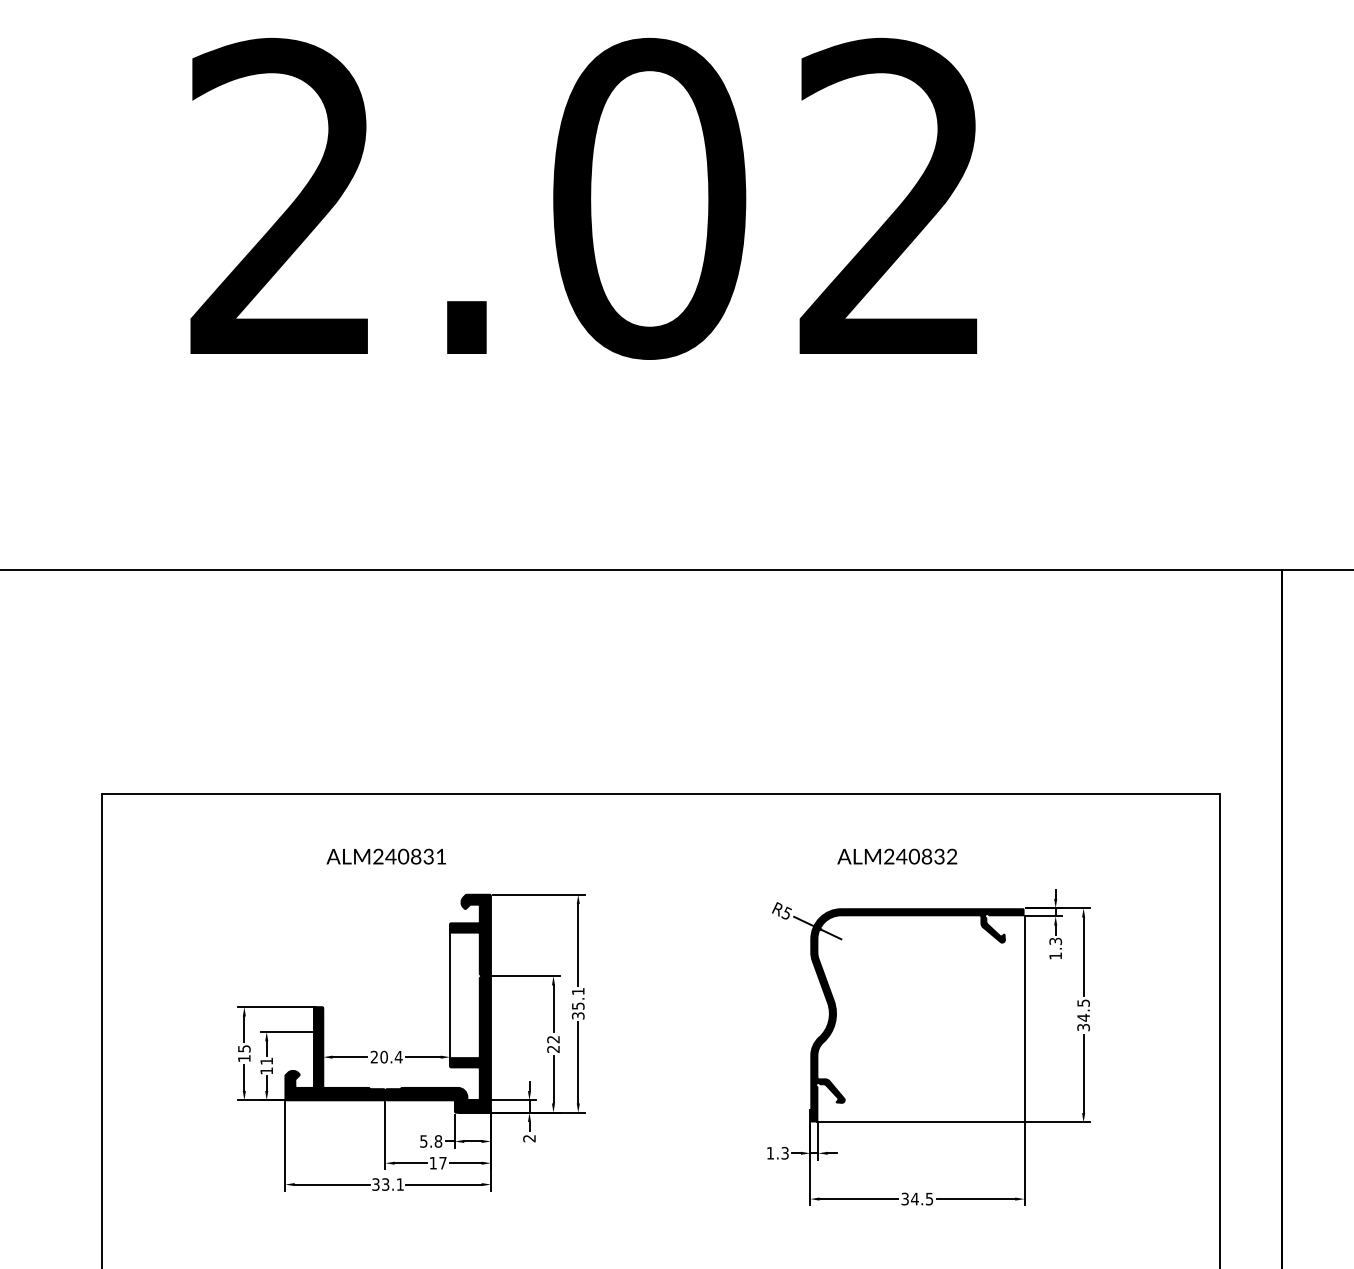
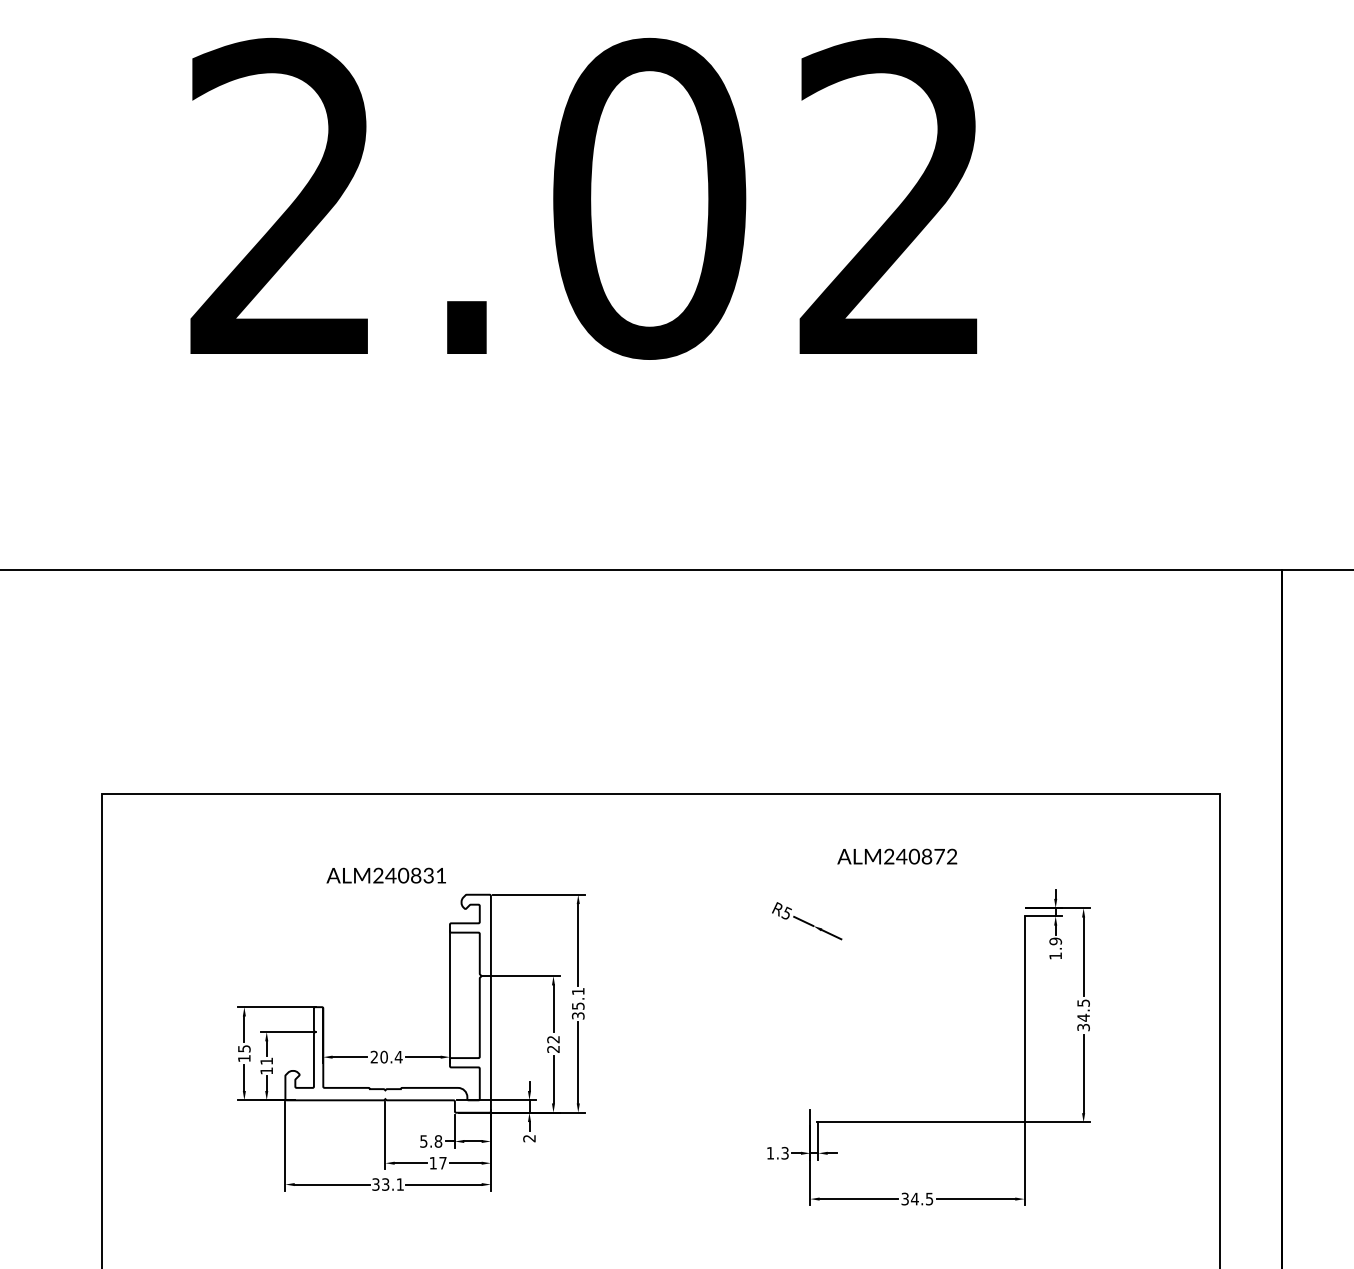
text position: (385, 856) -> (385, 875) (385, 875)
text: ALM240832 -> ALM240872 (939, 856)
text: 1.3 -> 1.9 (1055, 941)
fill: present -> none (387, 1003)
fill: present -> none (917, 1015)
